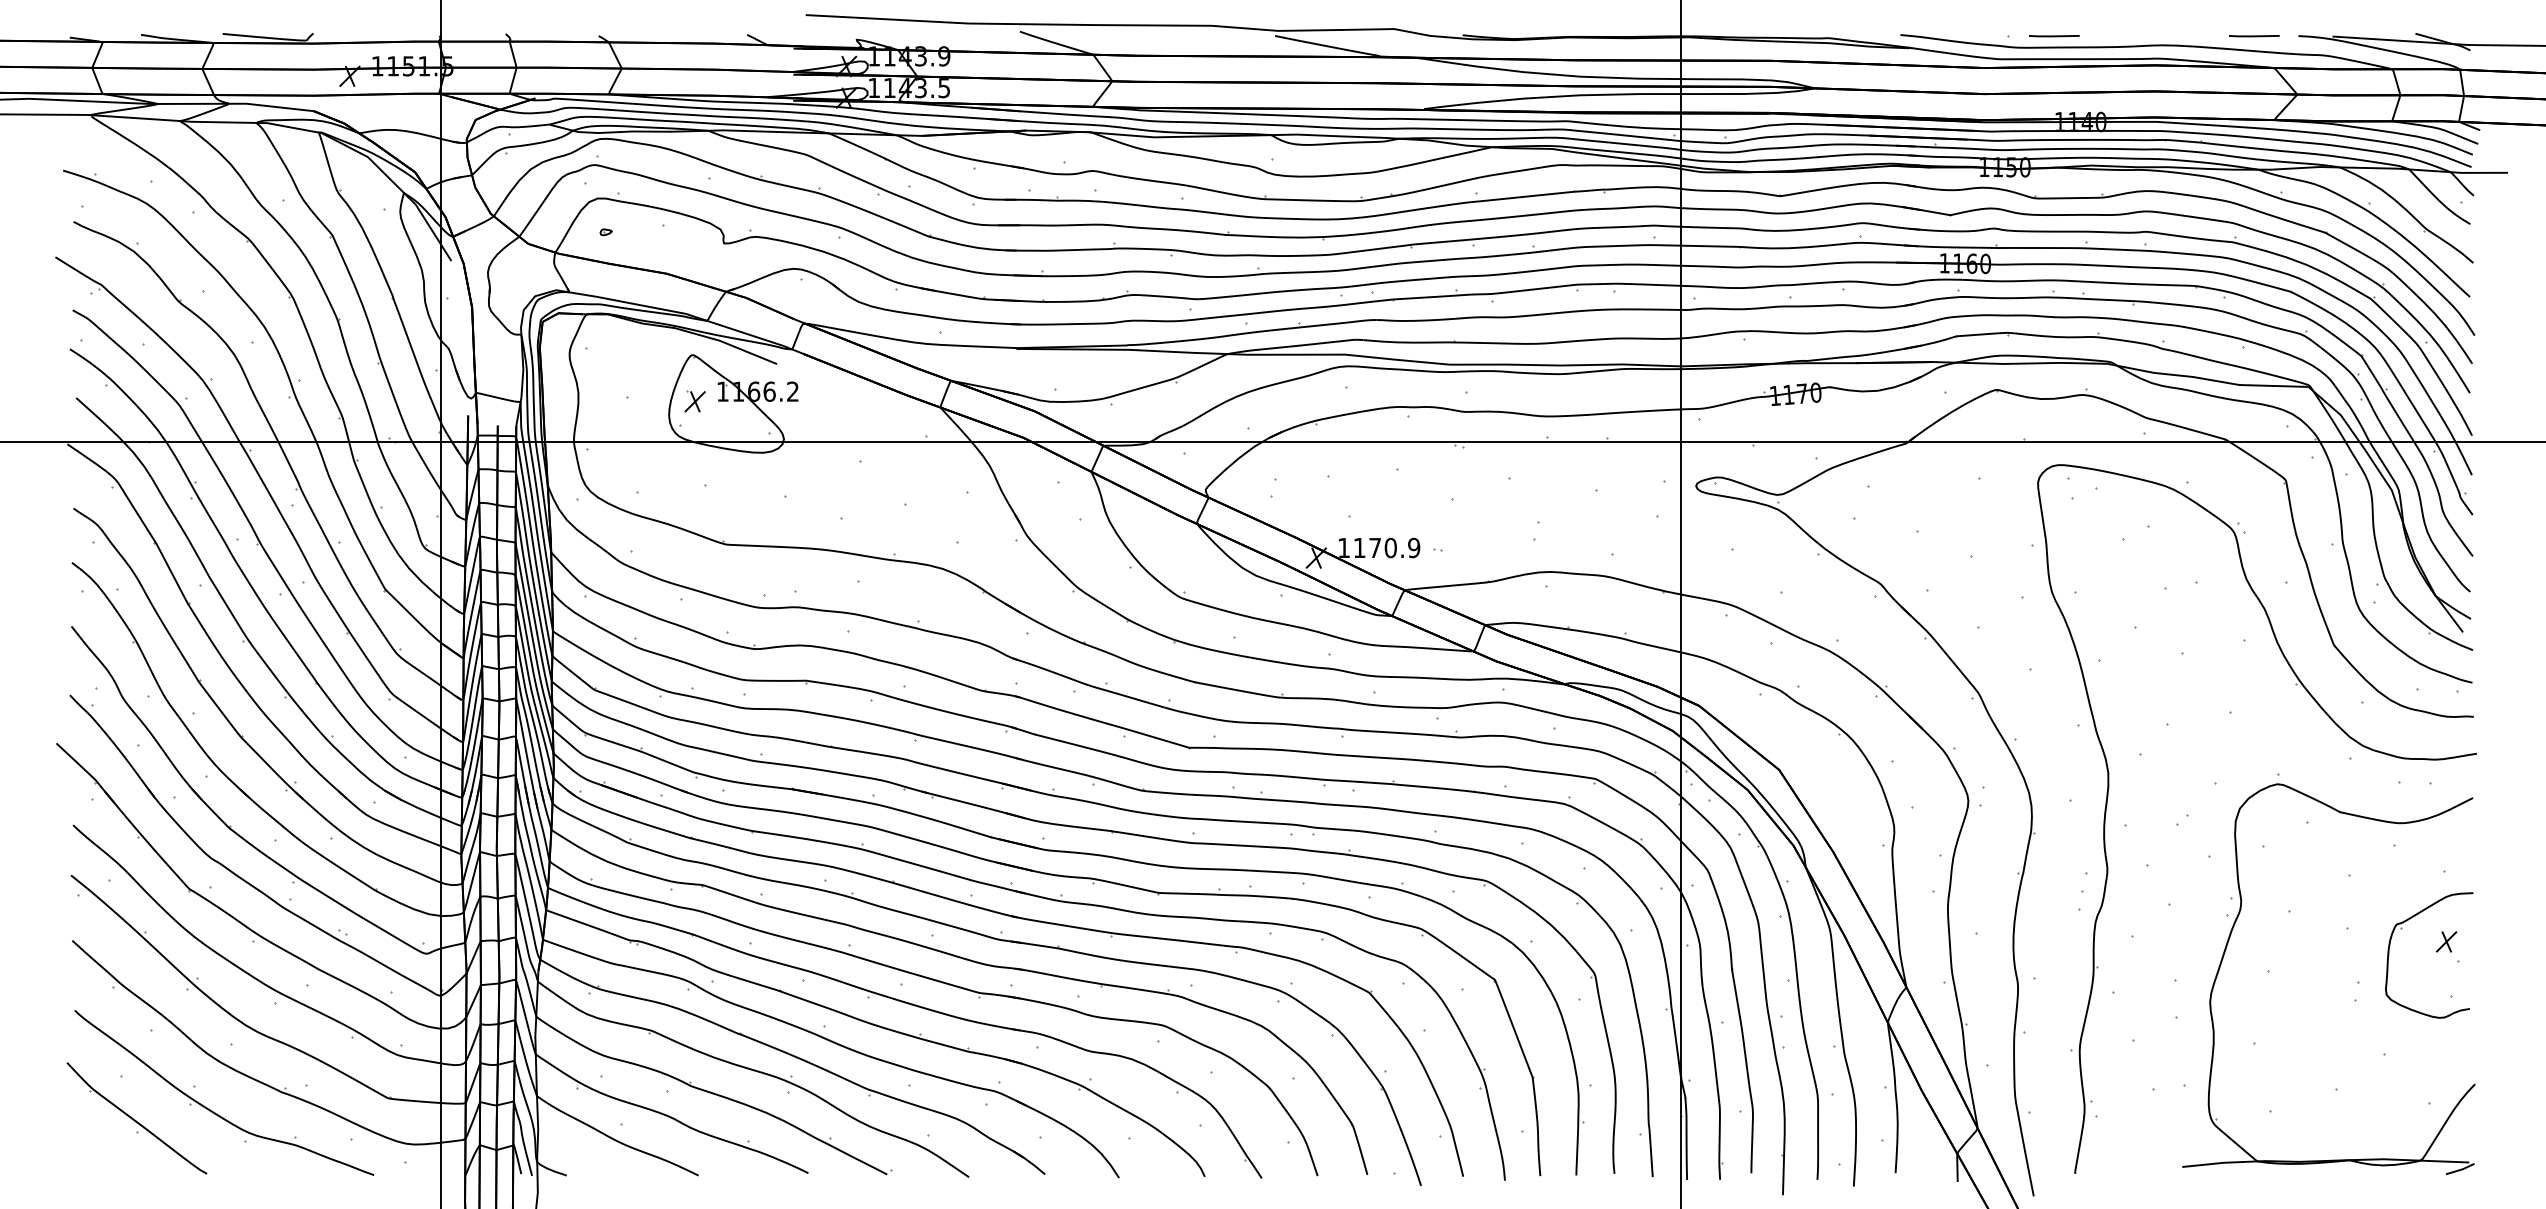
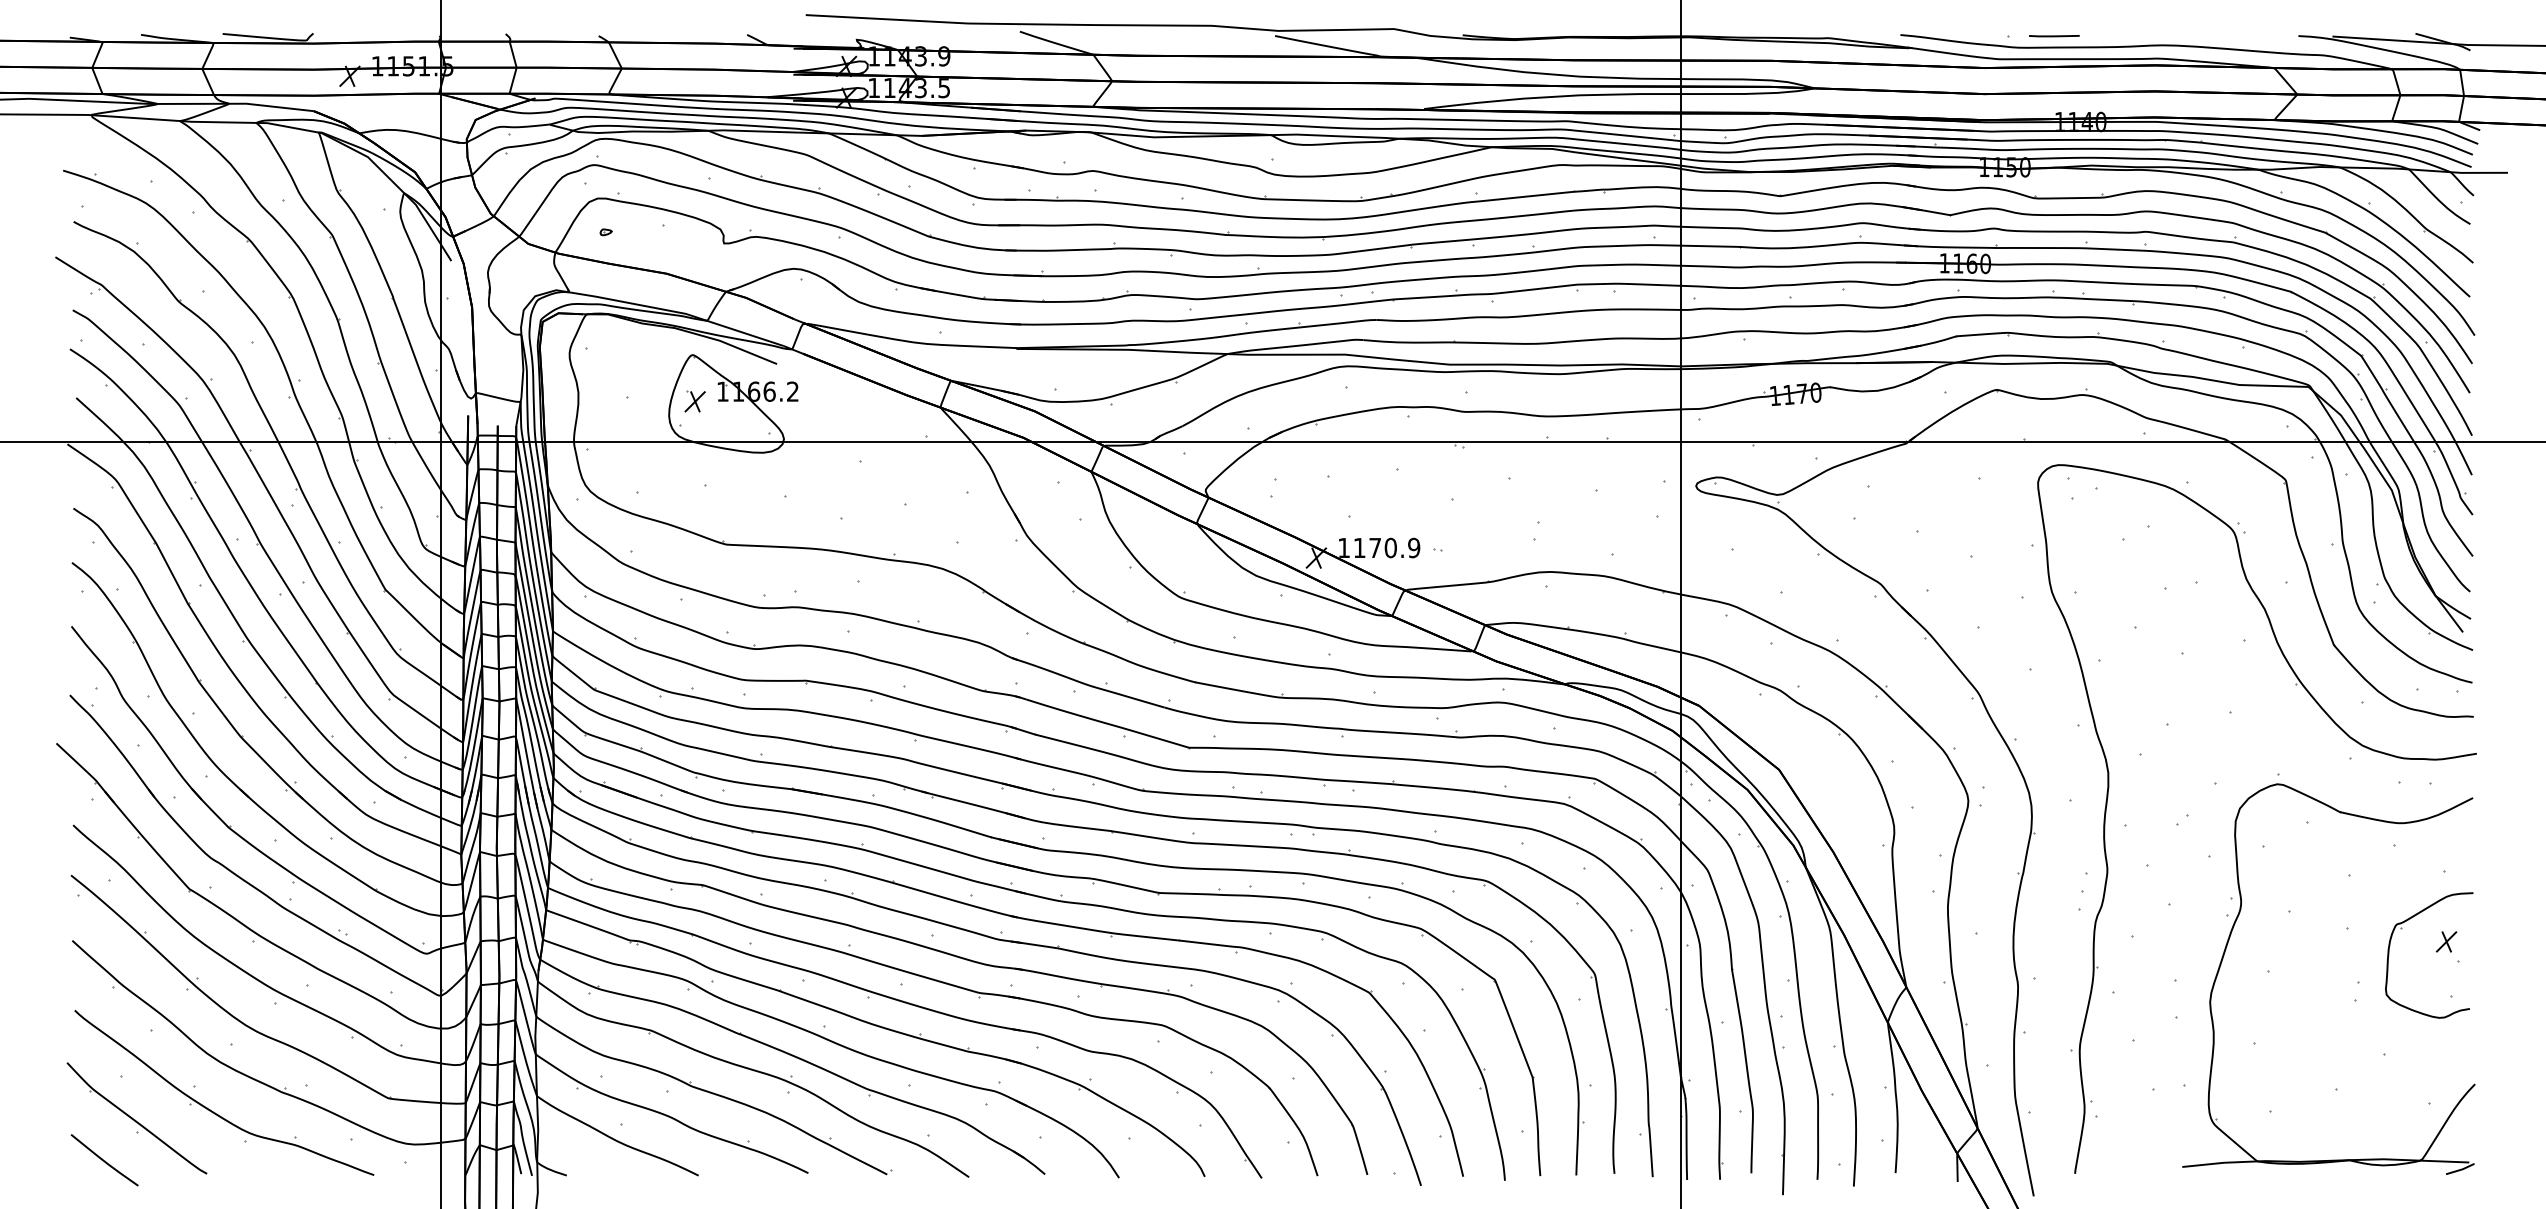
line: present -> none (2254, 36)
curve: none -> present (104, 1160)
